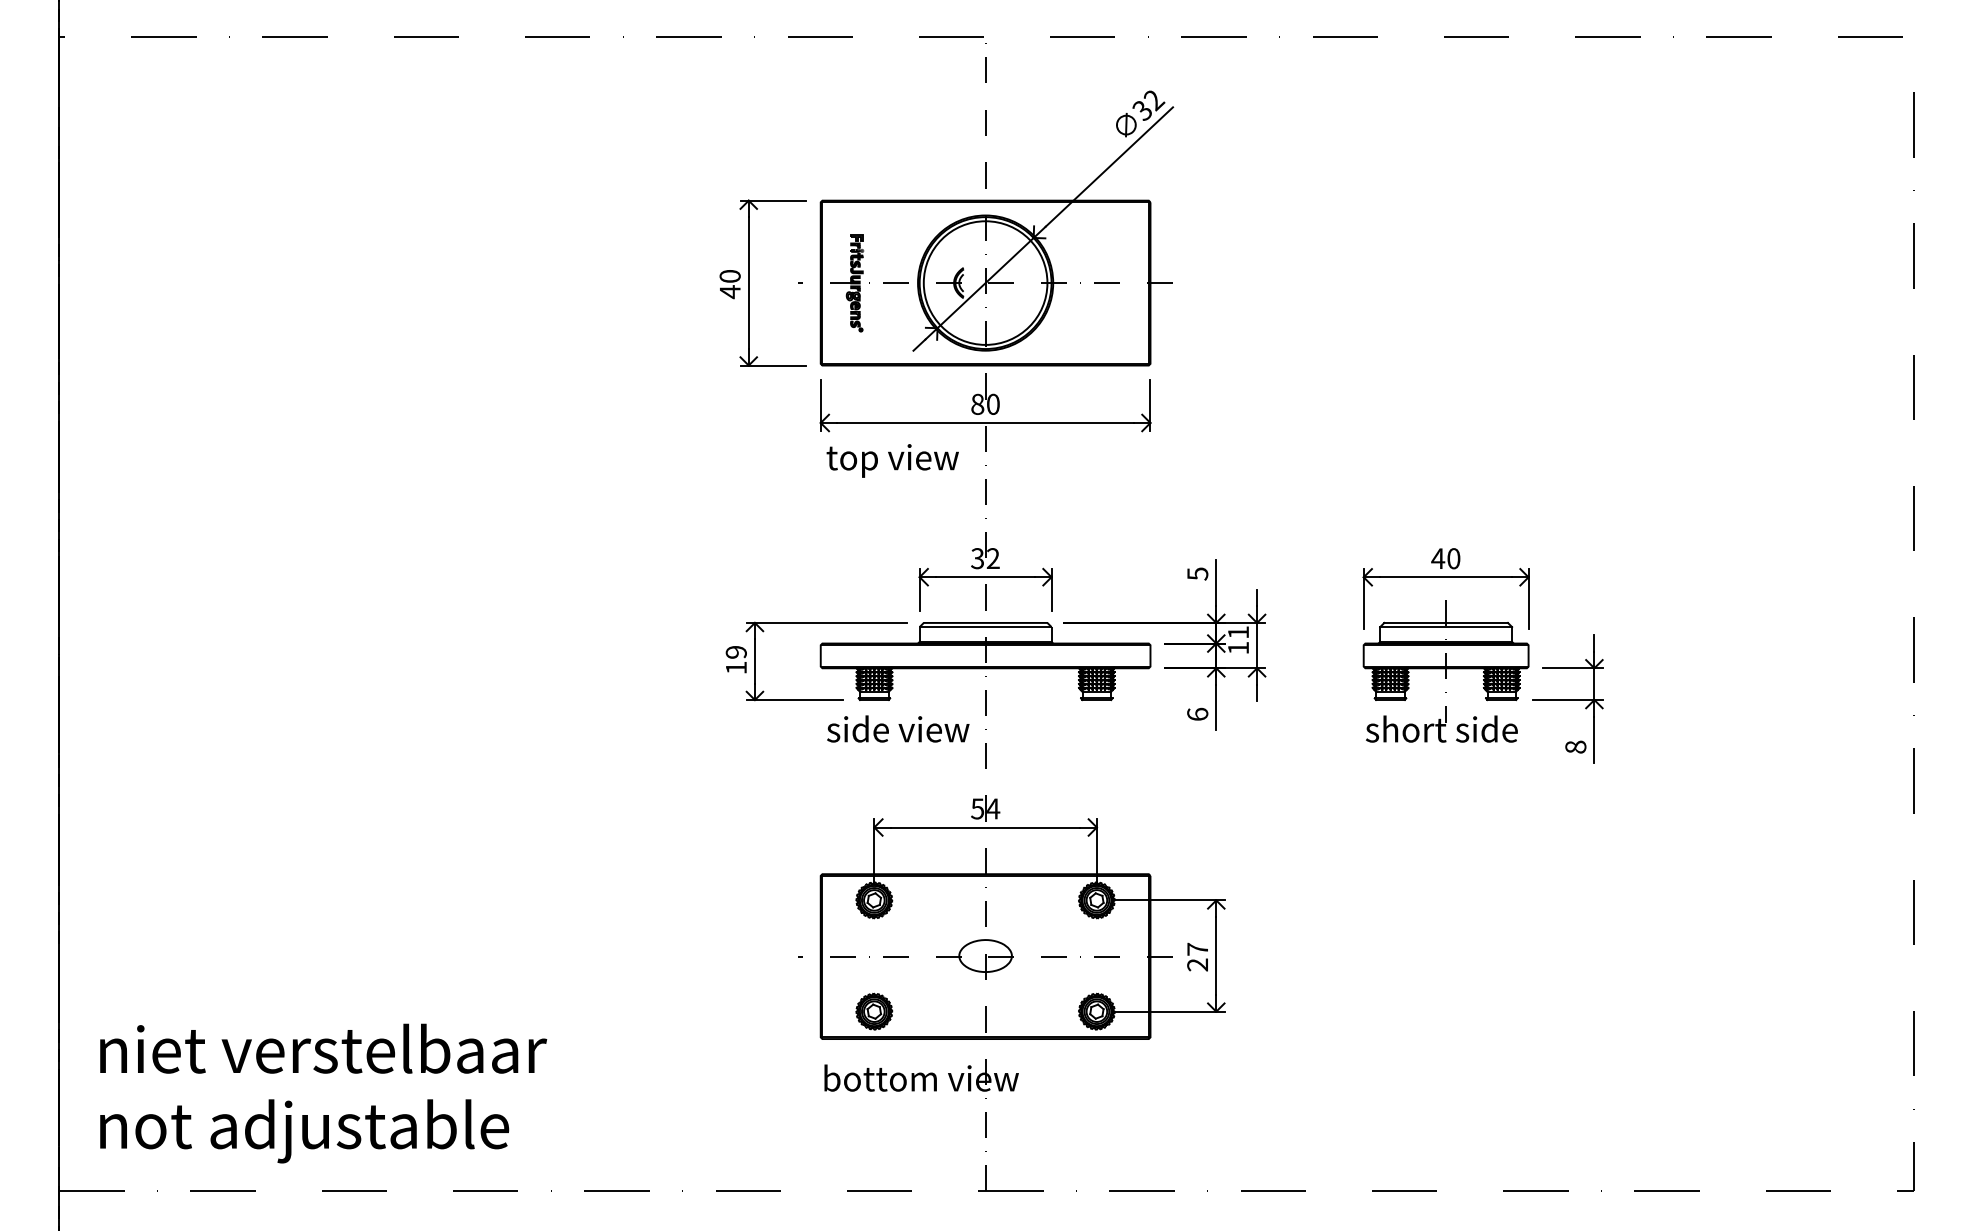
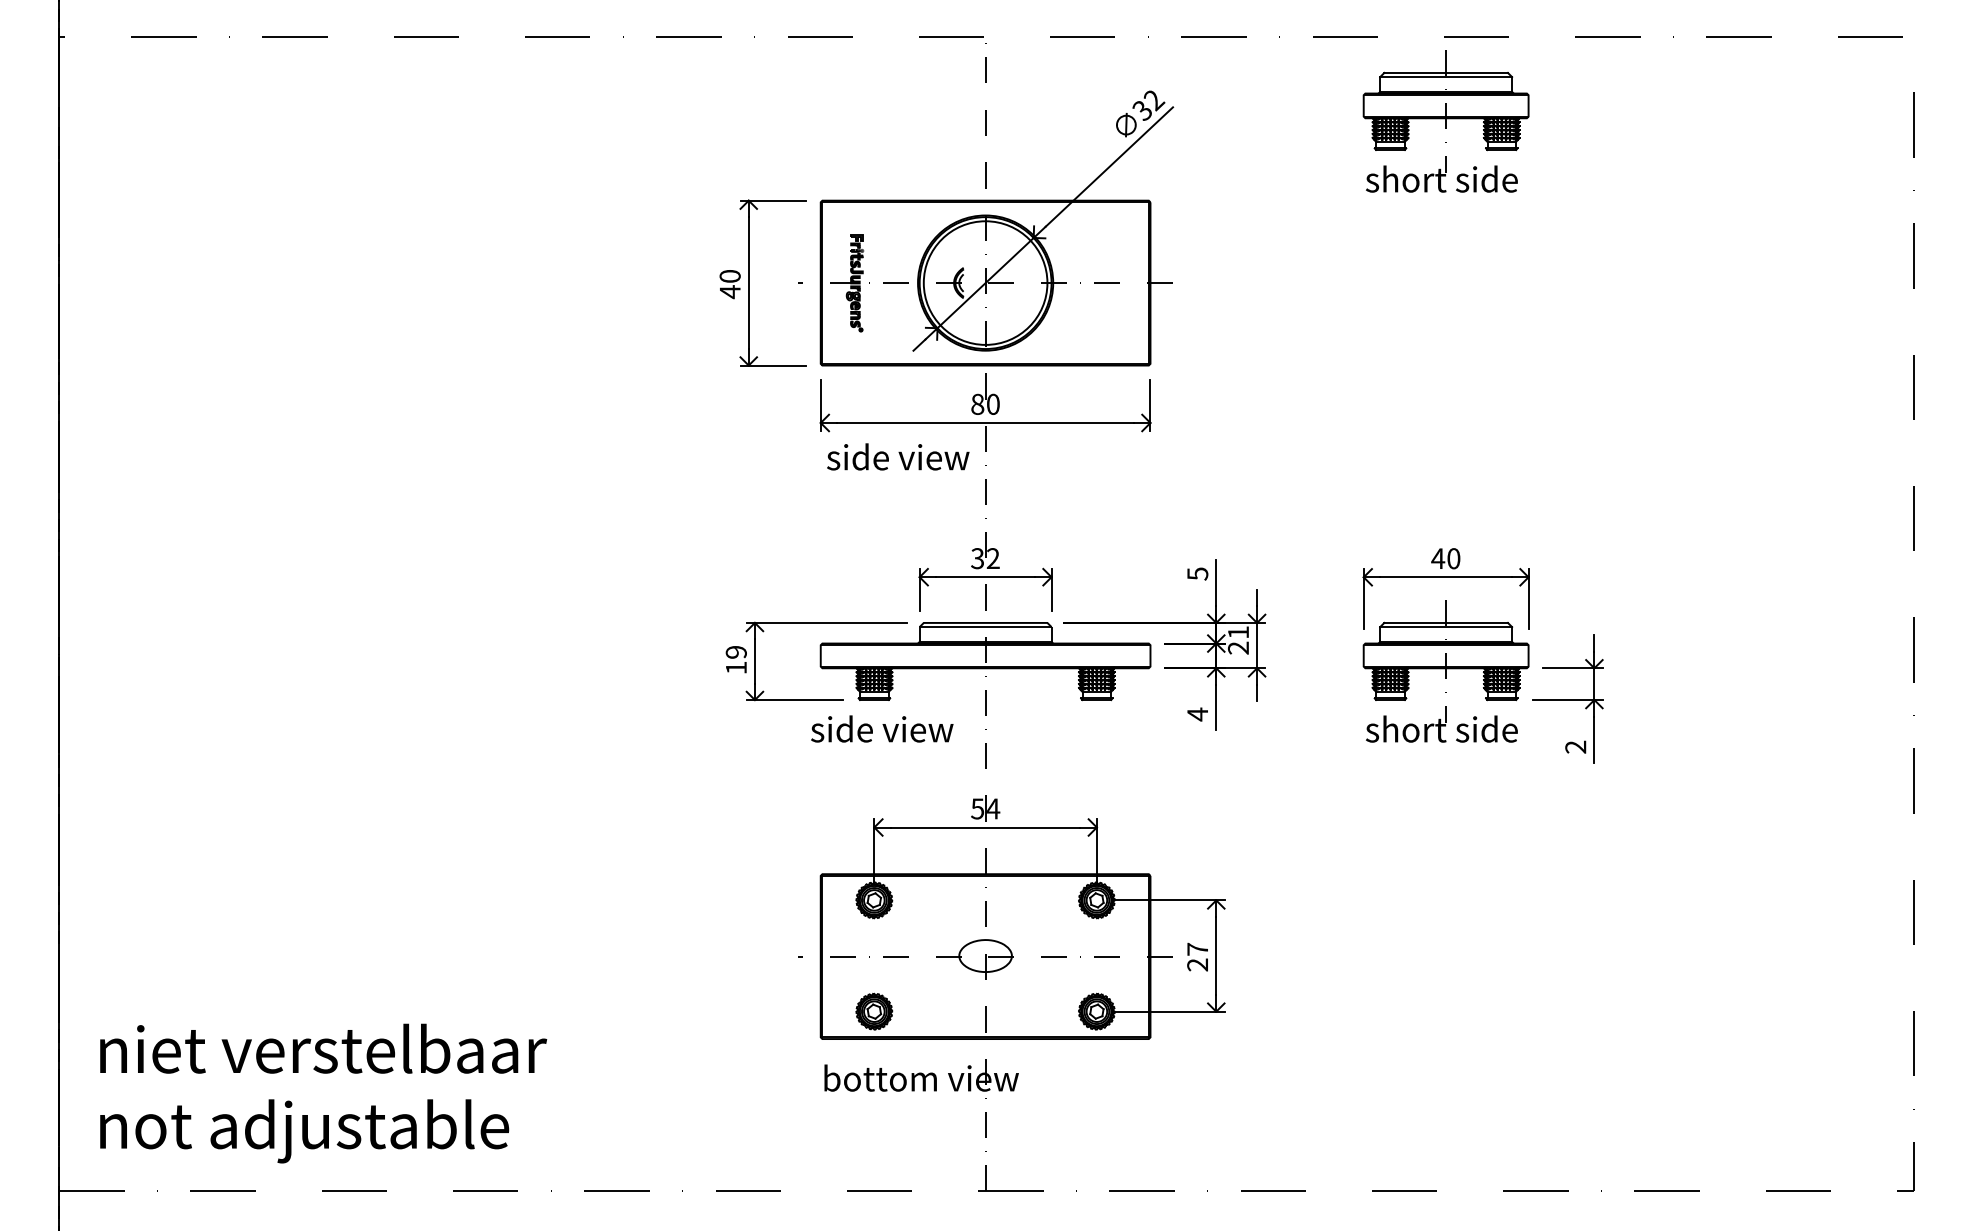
part: none -> present (1445, 121)
text: top view -> side view (897, 460)
text: 11 -> 21 (1238, 647)
text: 6 -> 4 (1197, 714)
text position: (898, 728) -> (882, 728) (882, 728)
text: 8 -> 2 (1575, 746)
